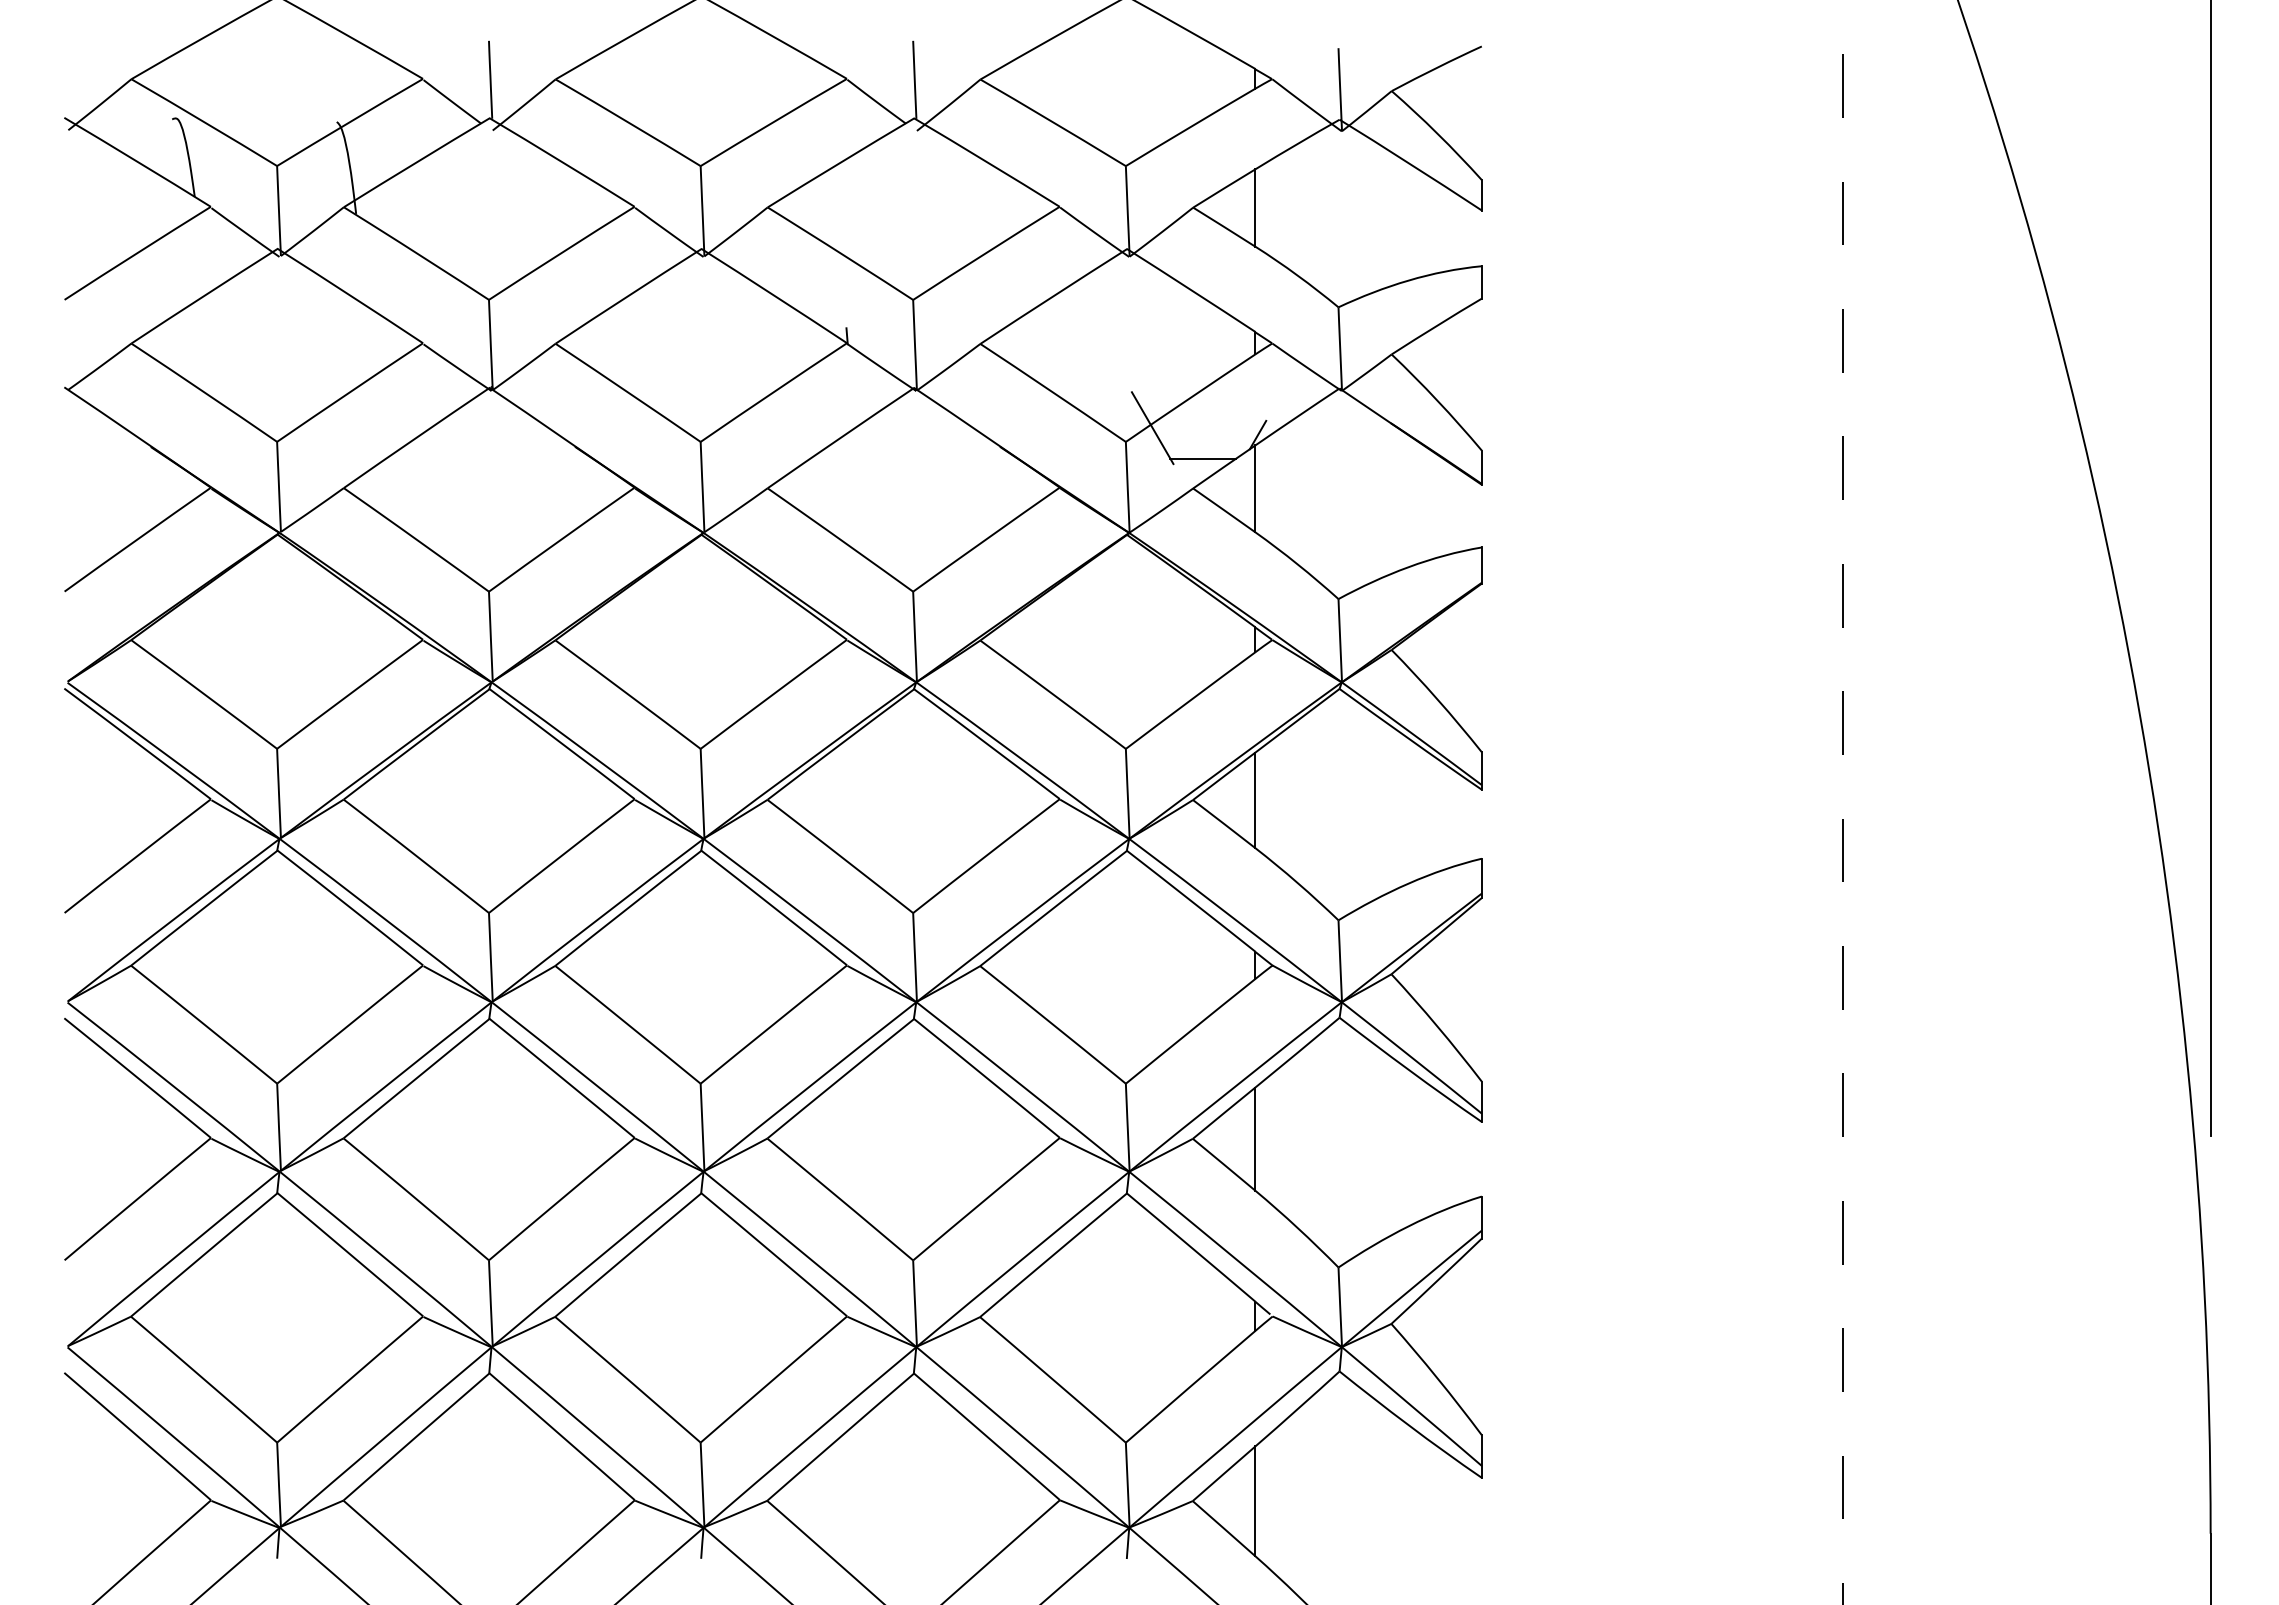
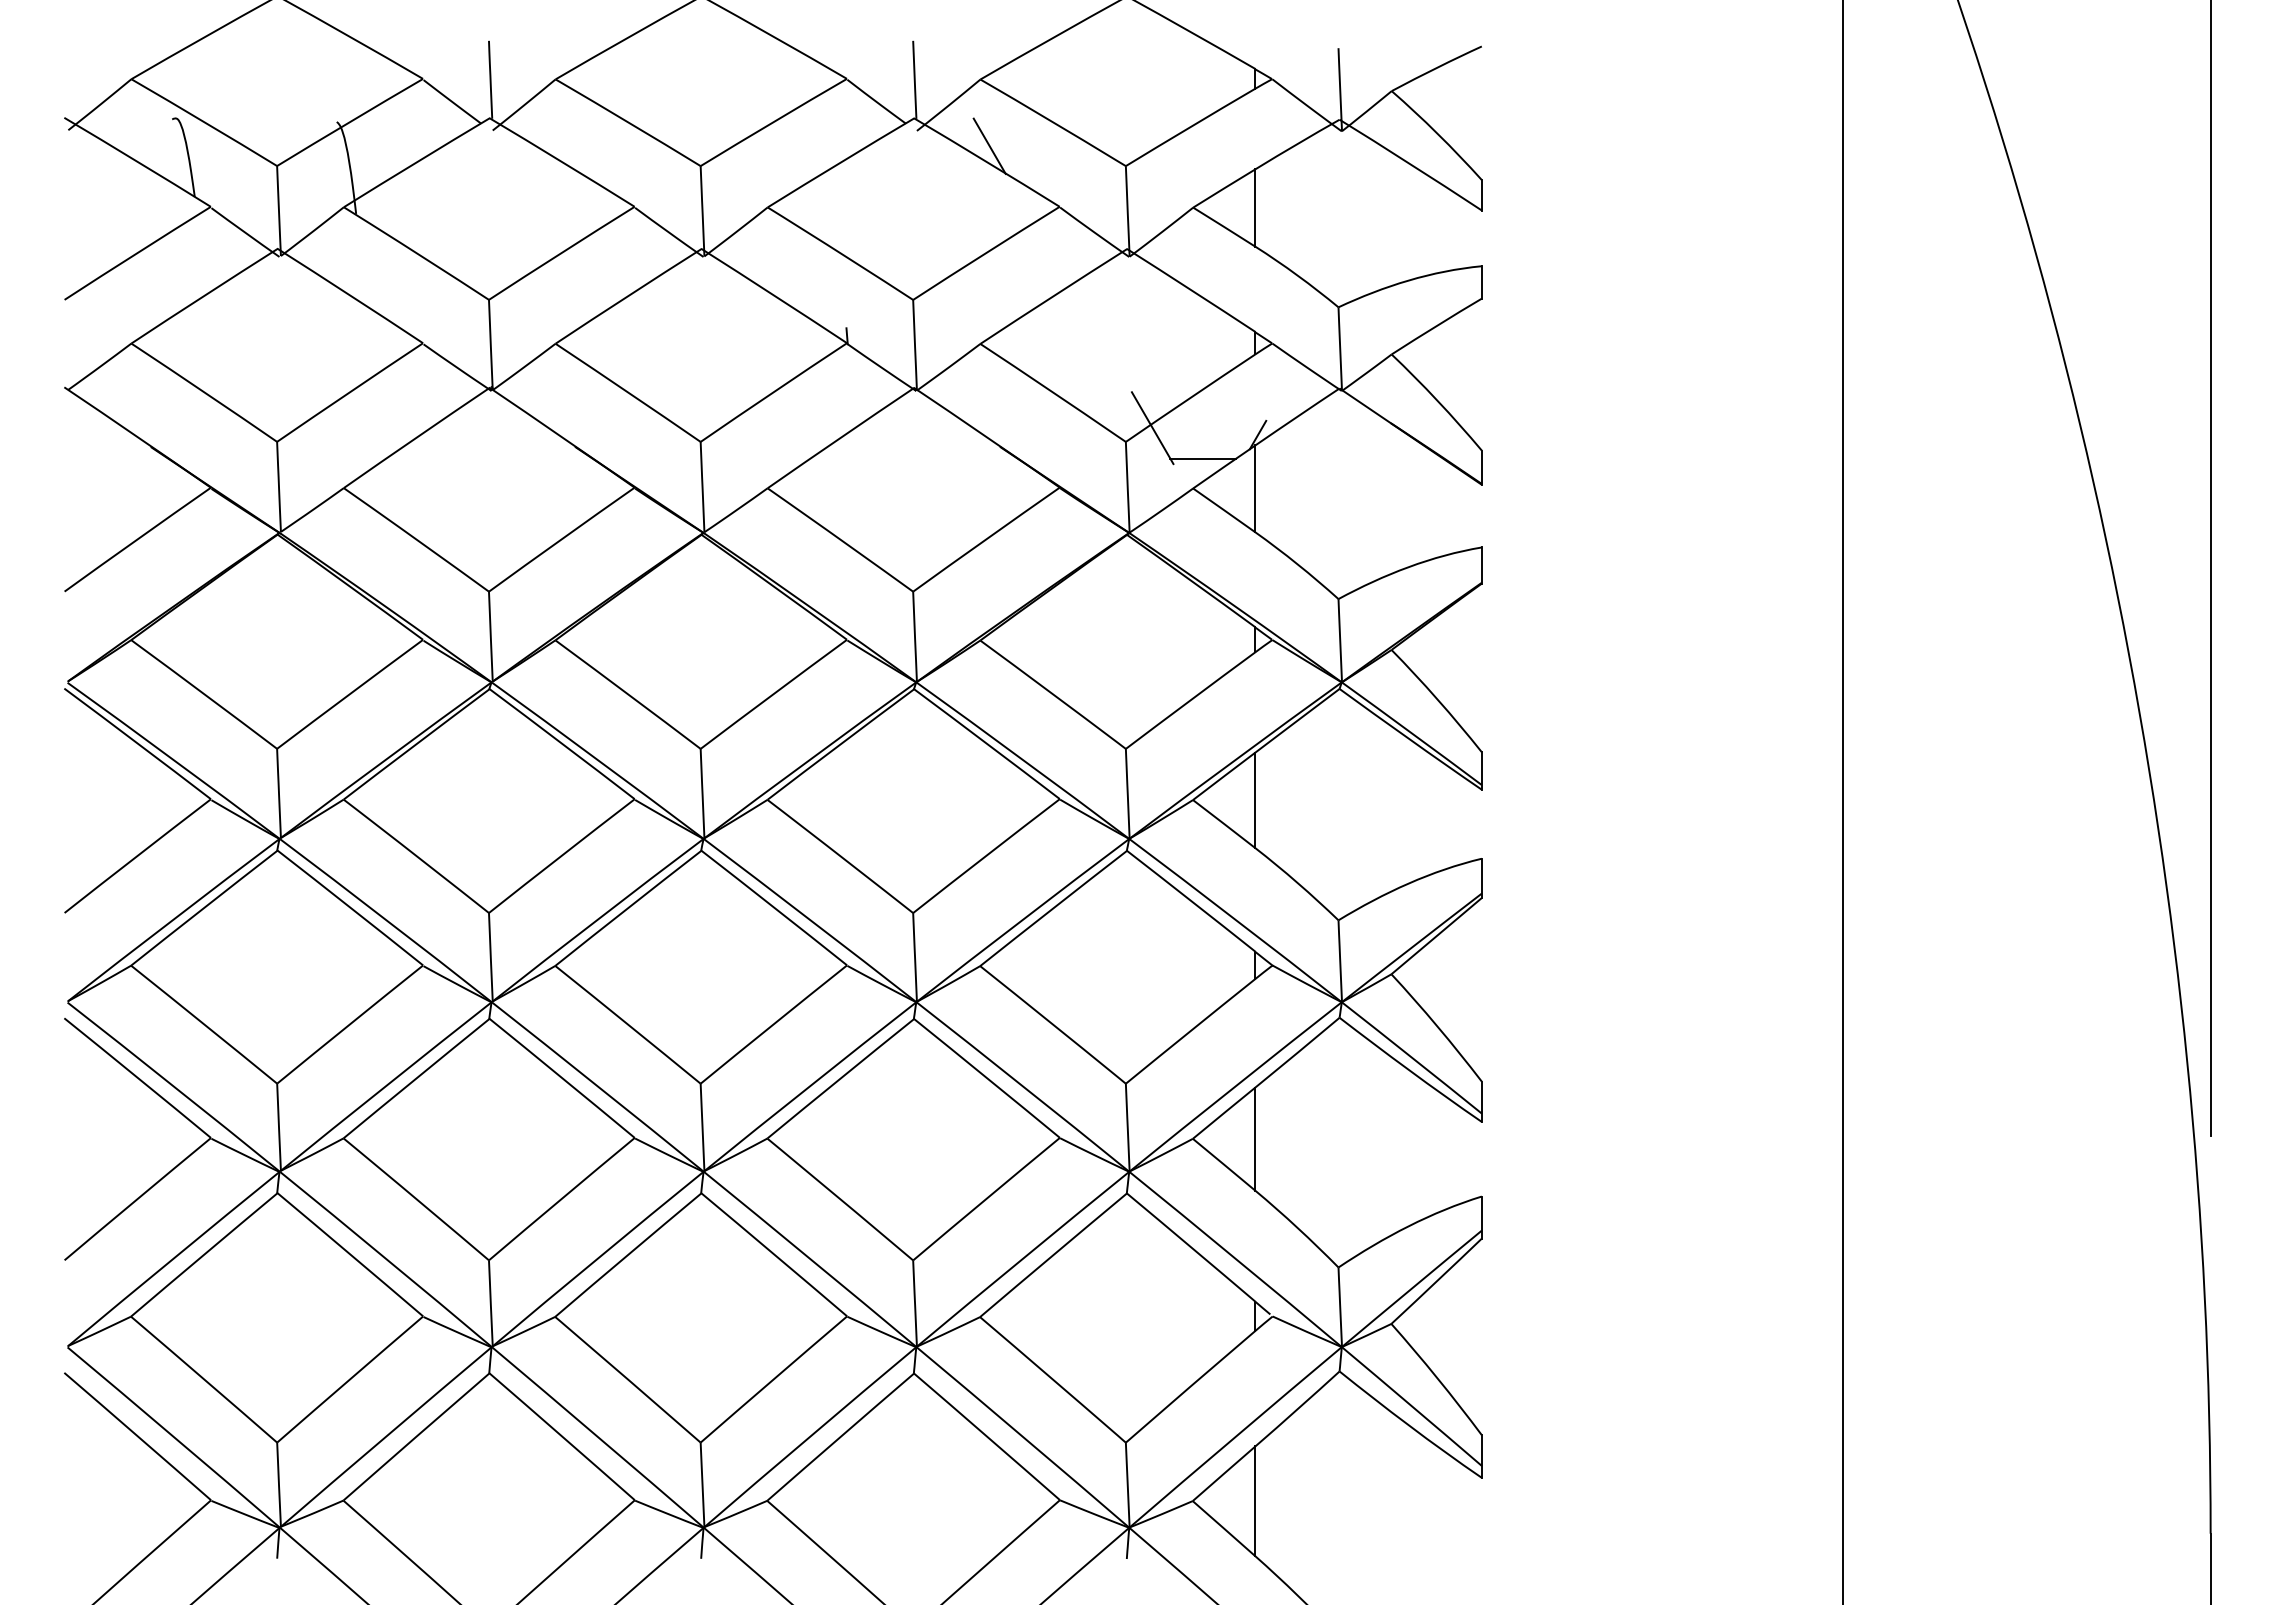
line: none -> present (989, 145)
line: dashed -> solid (1843, 802)
